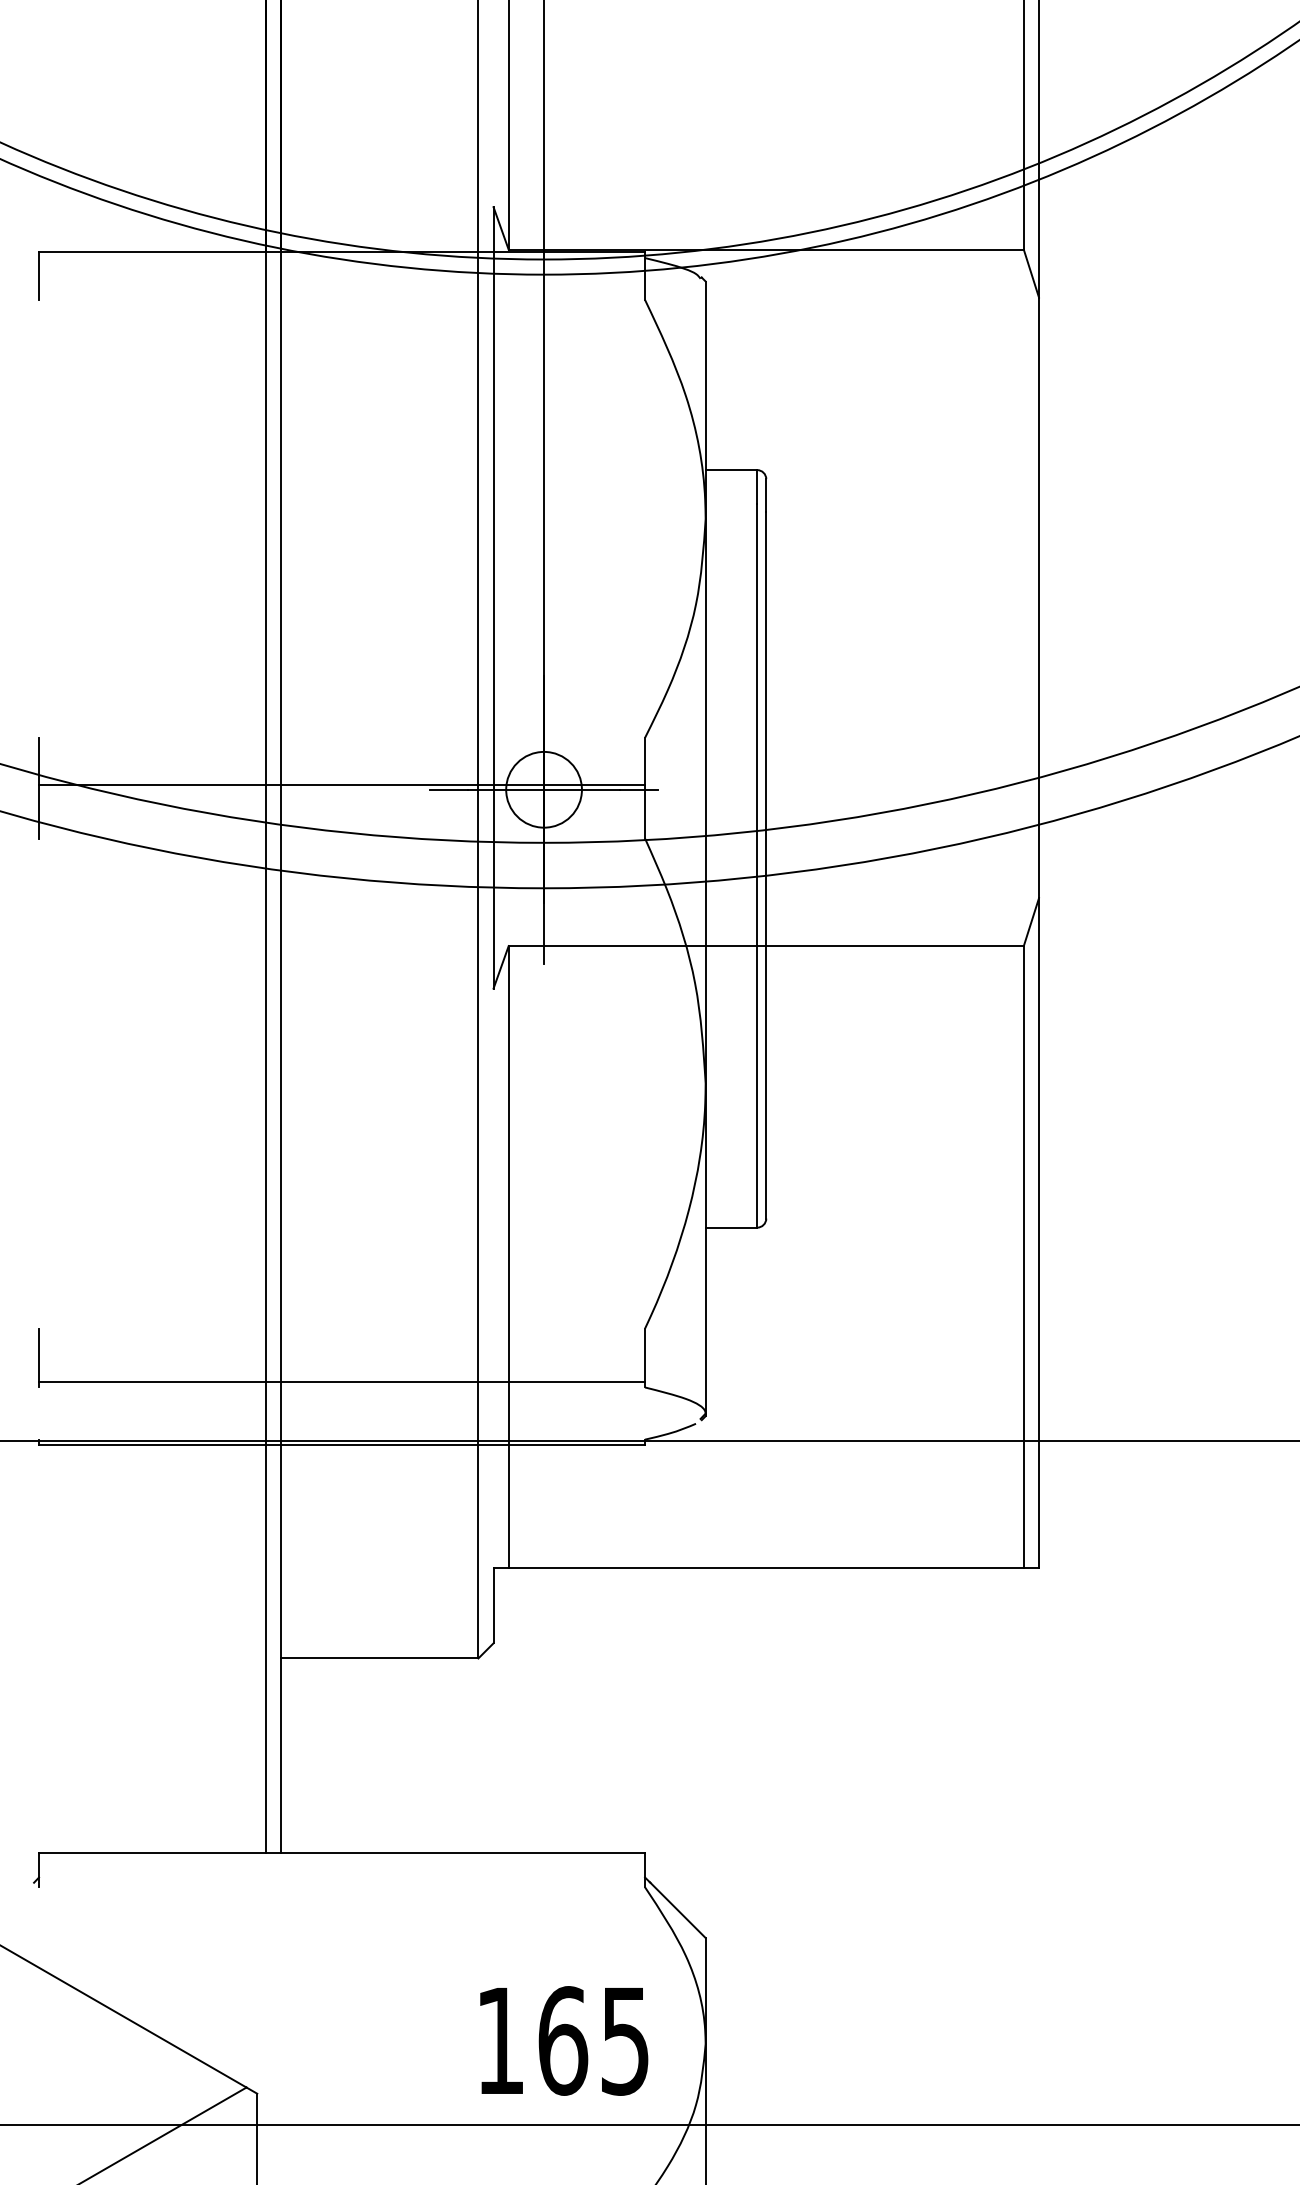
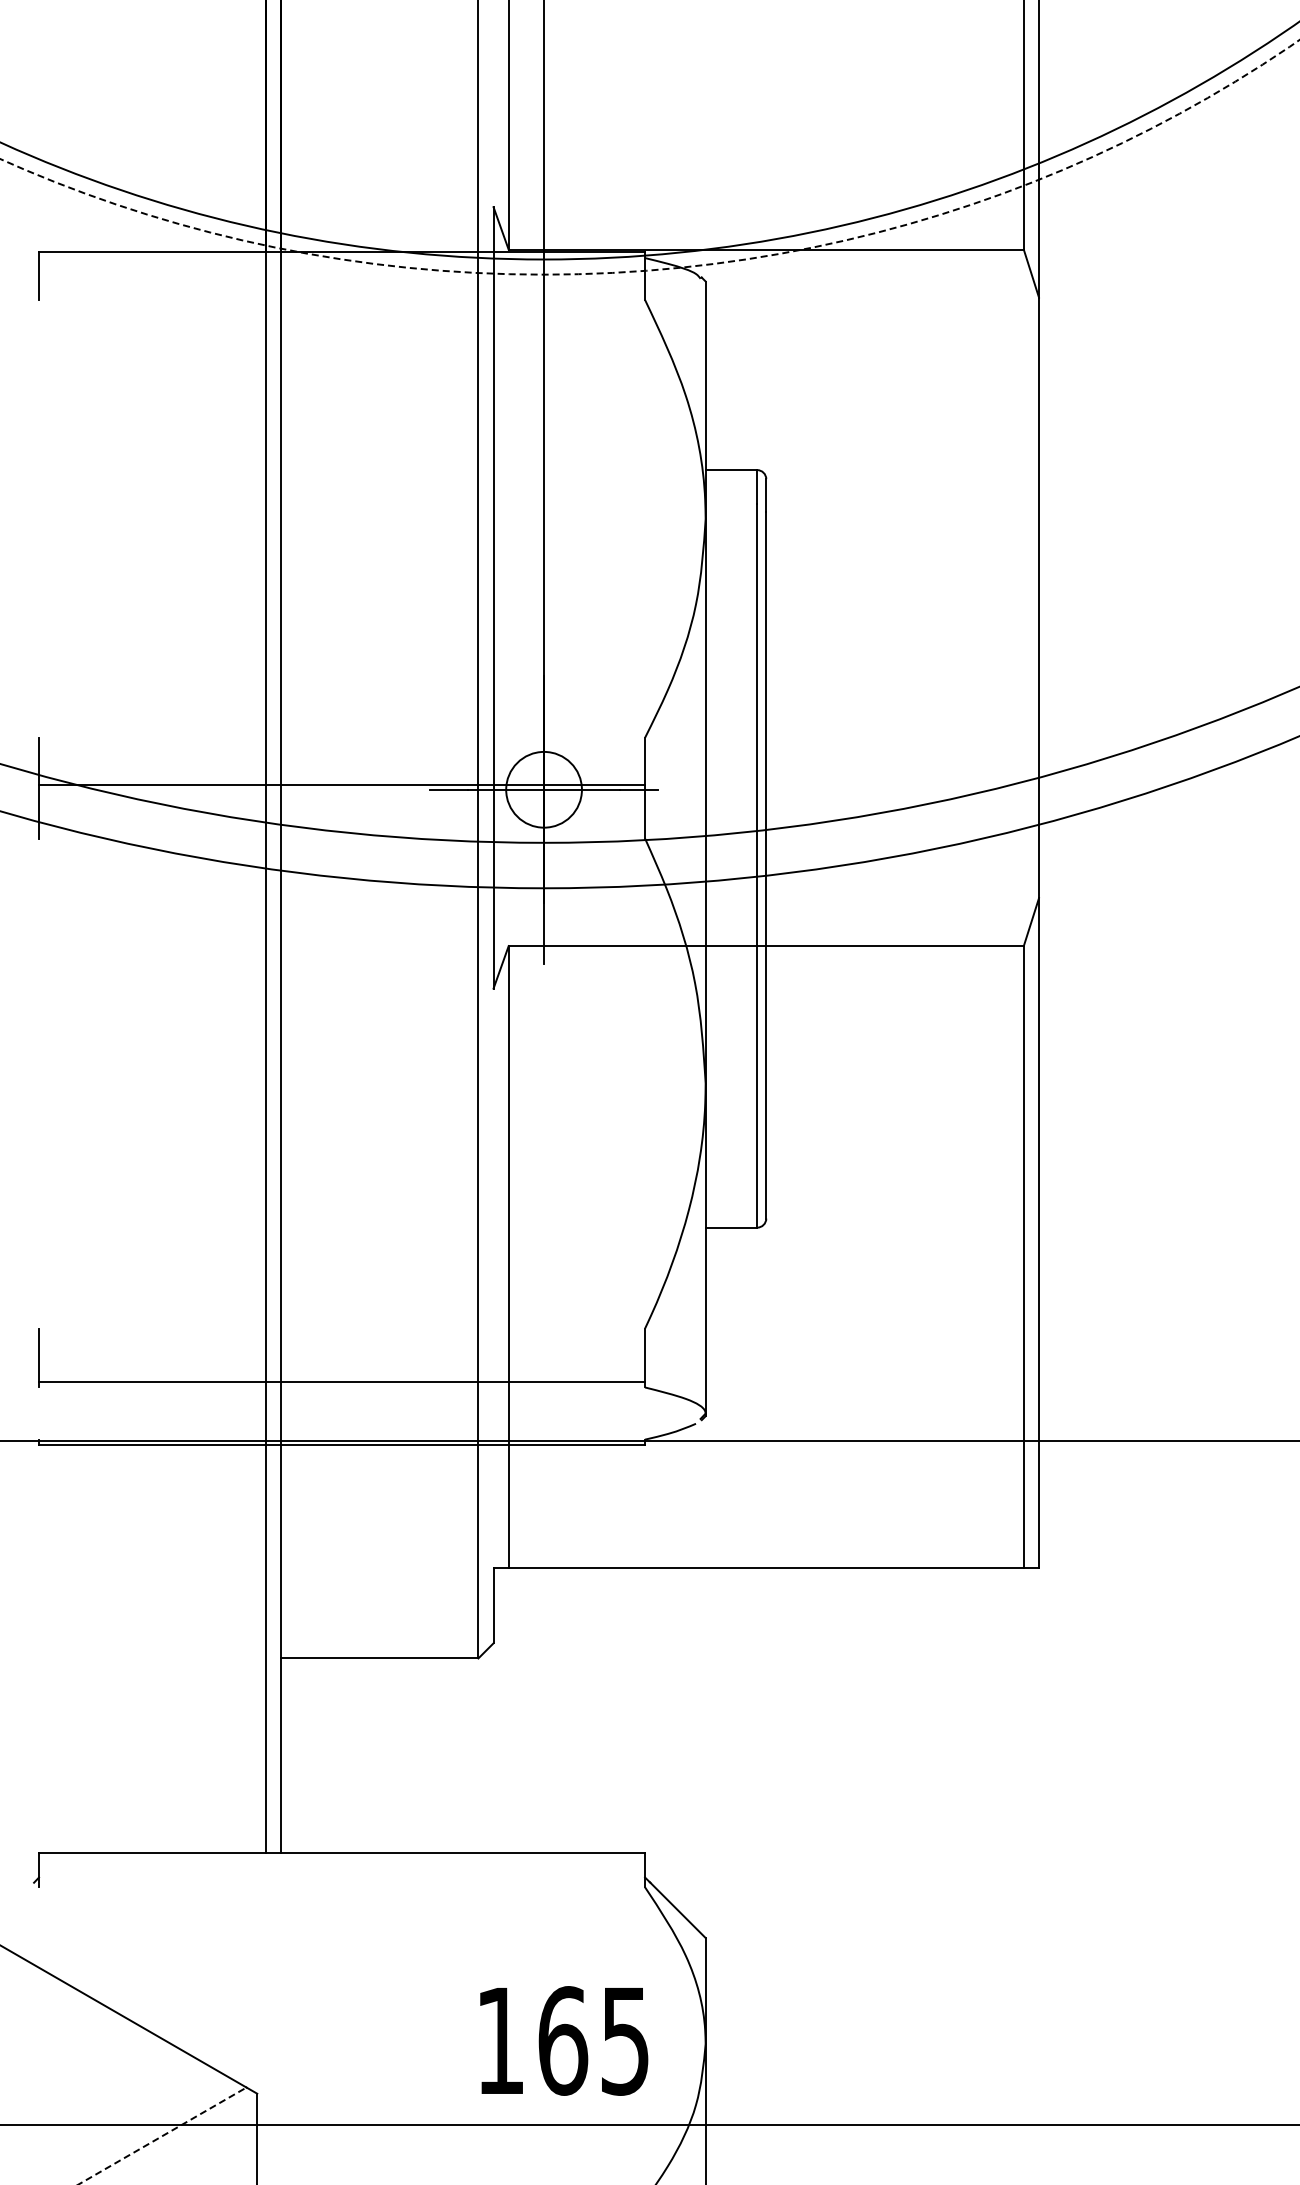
circle: solid -> dashed (649, 156)
line: solid -> dashed (162, 2136)
